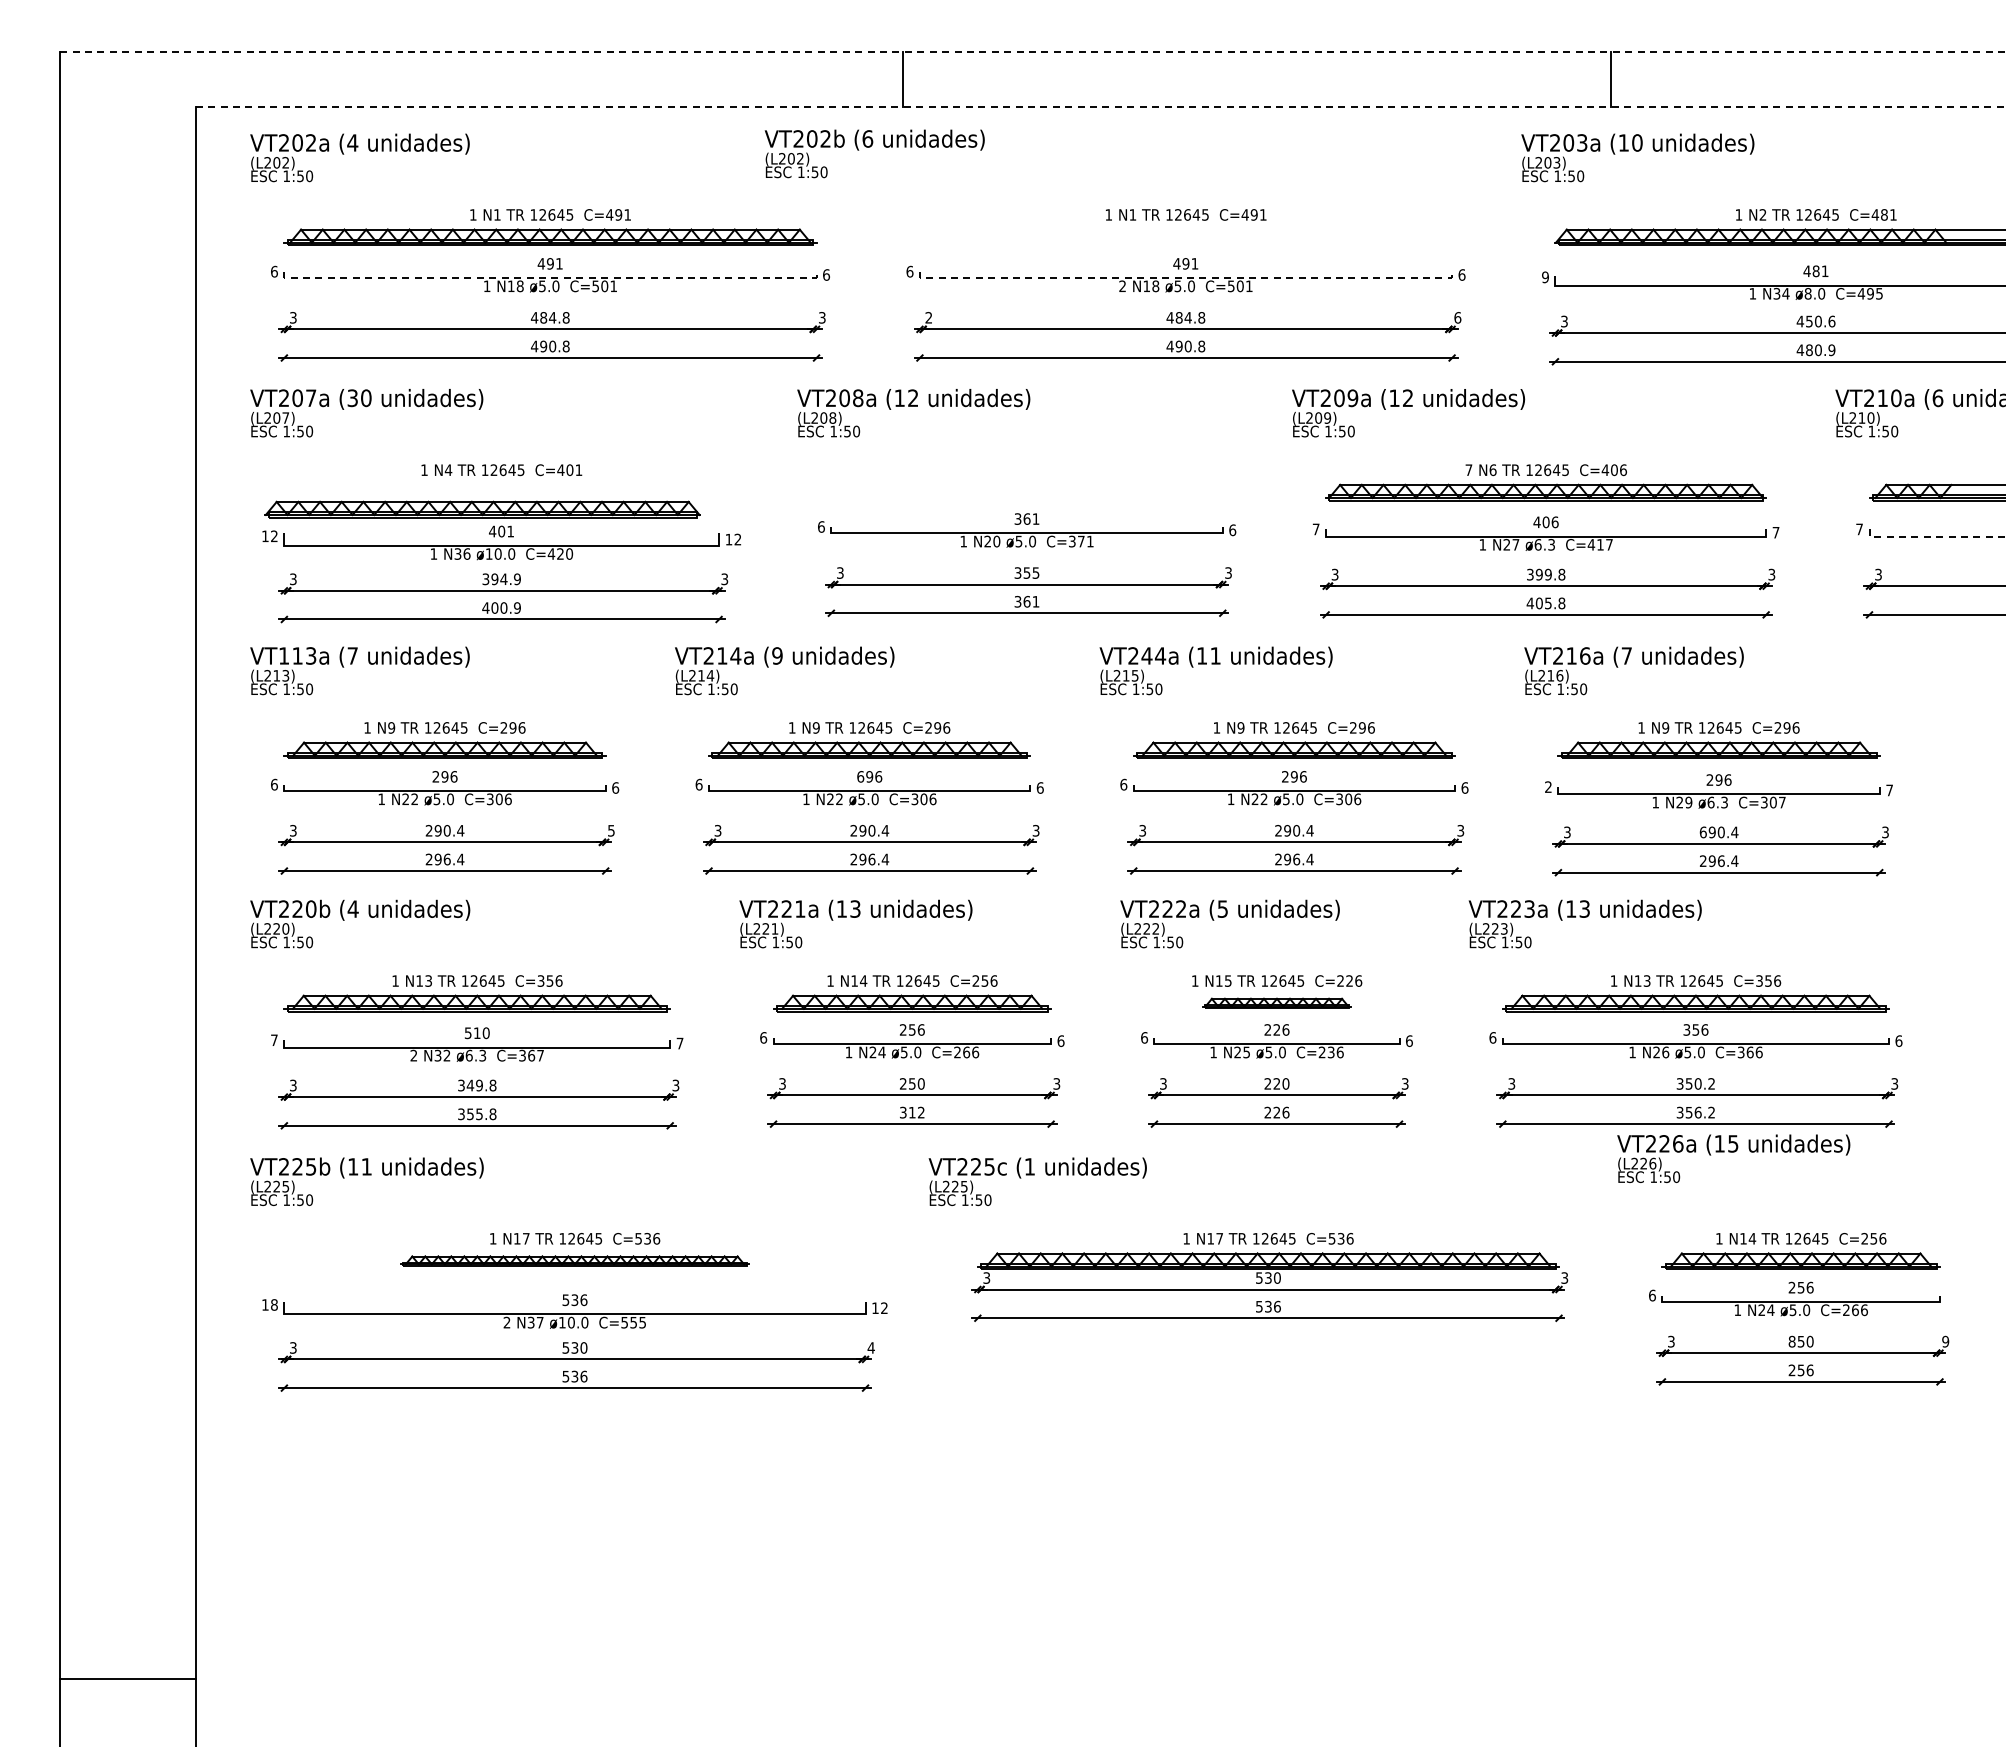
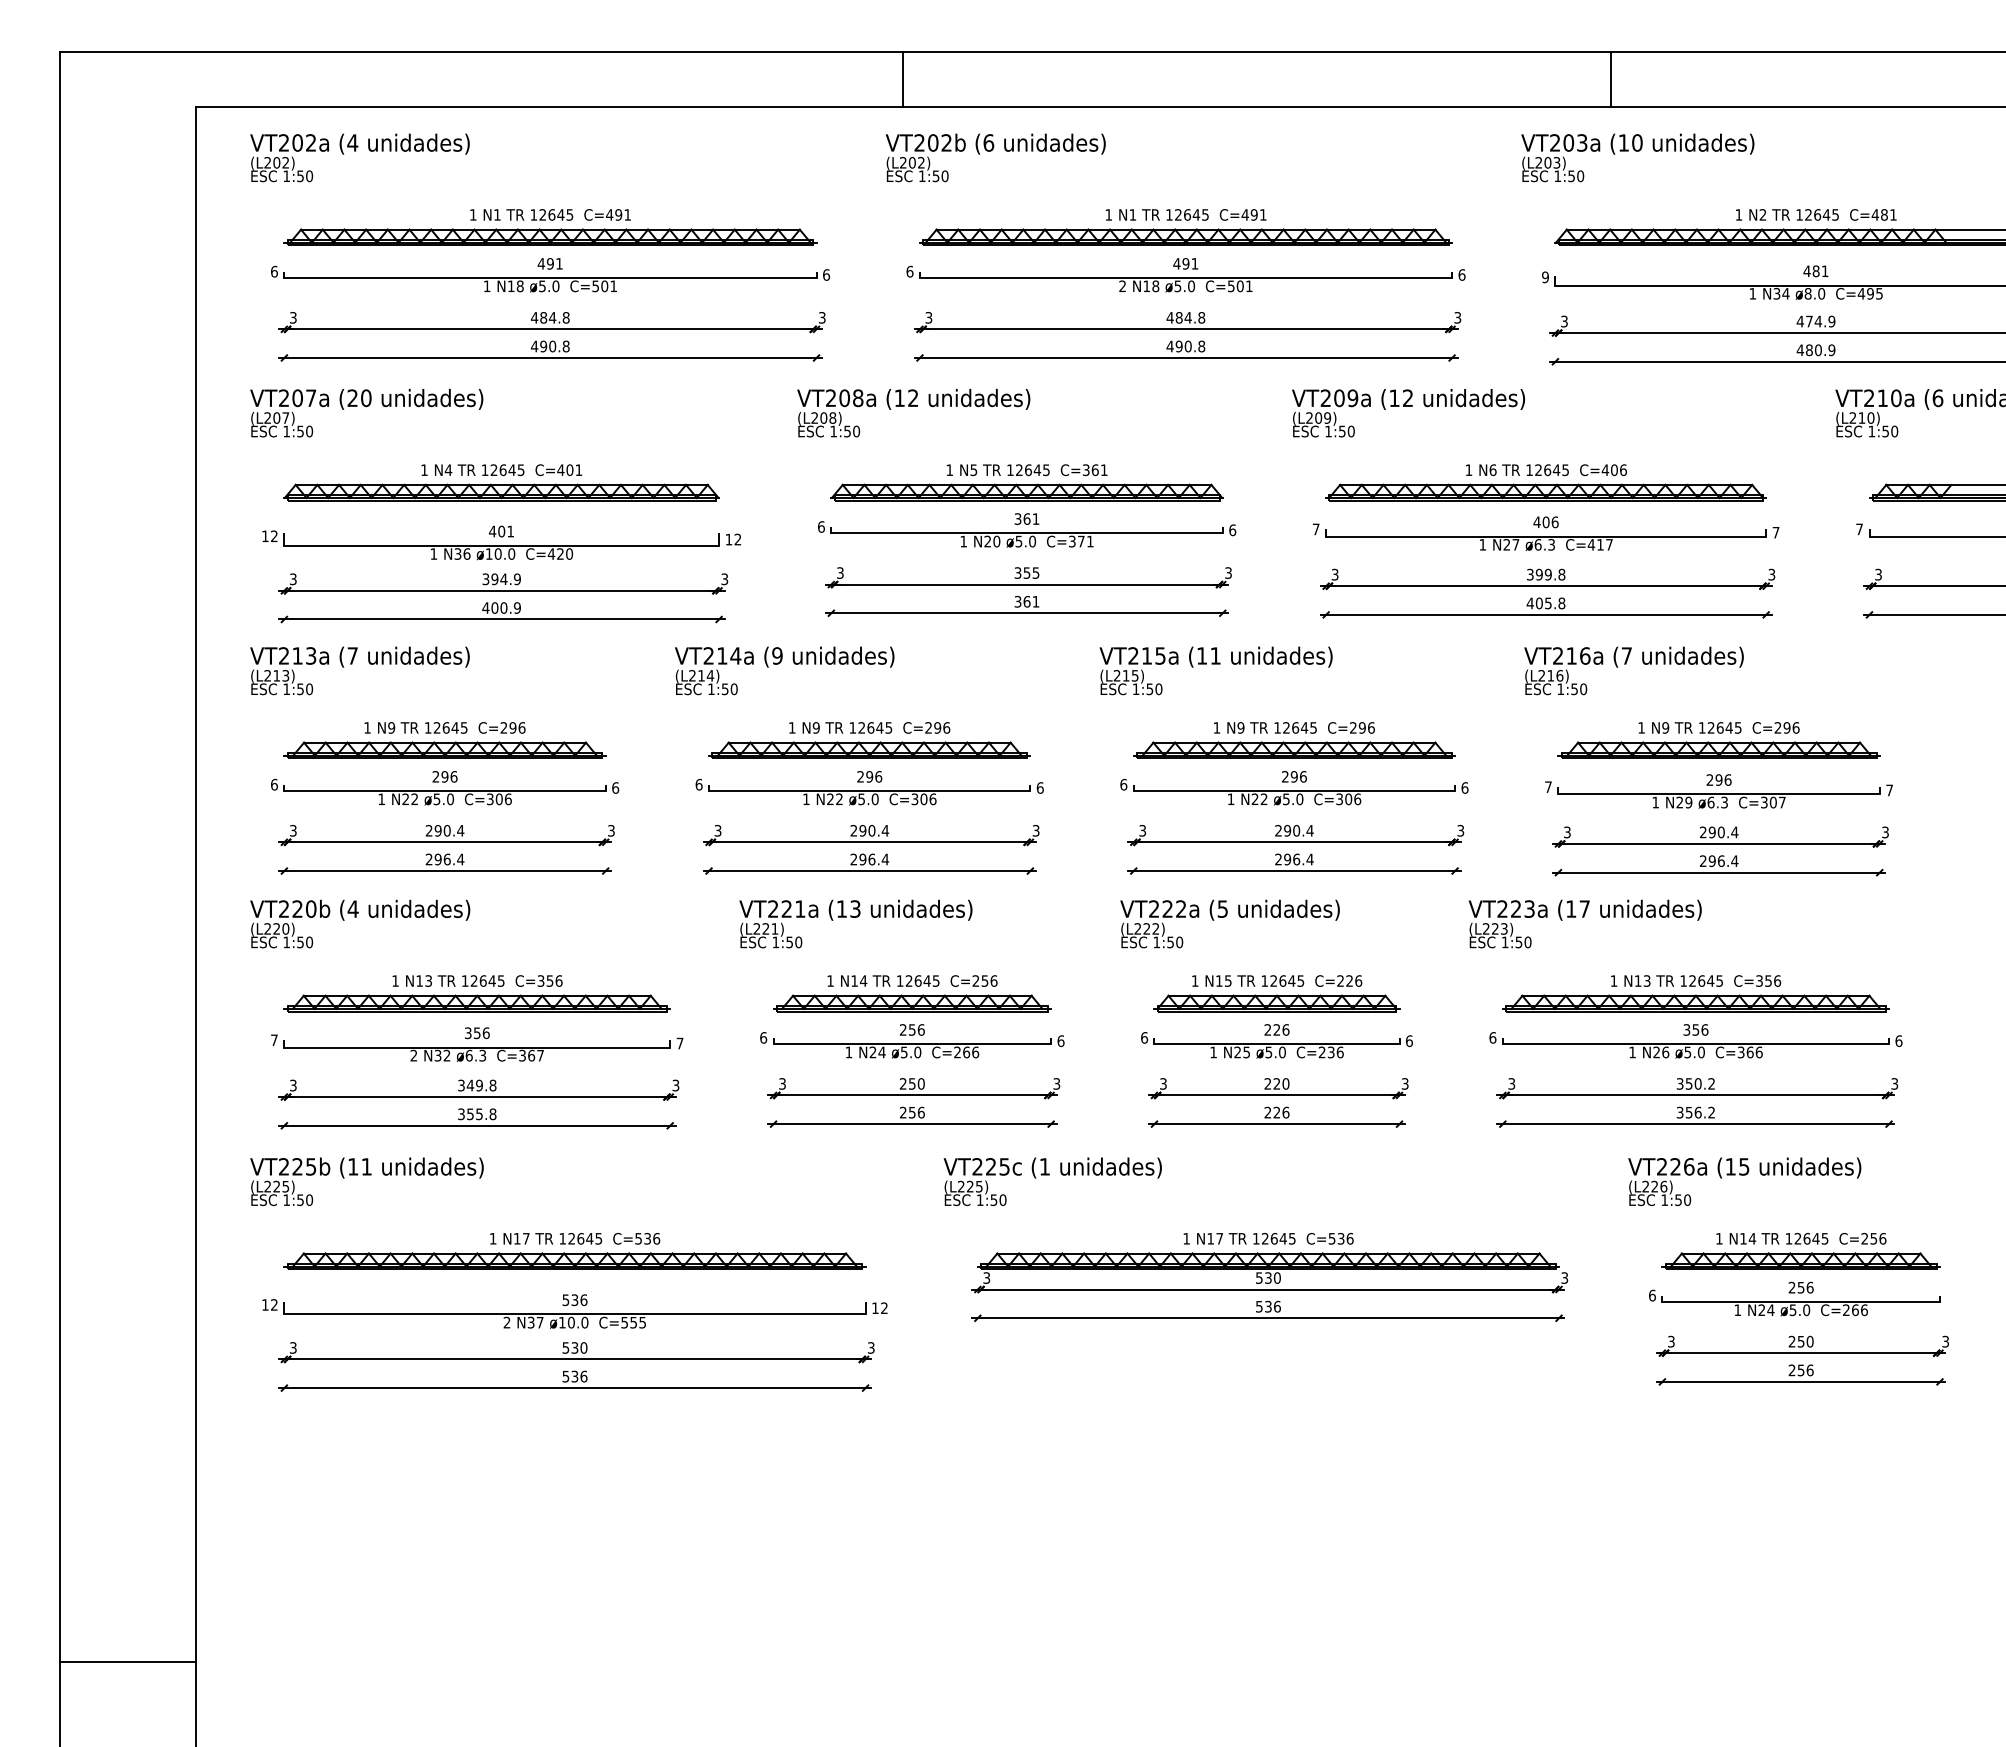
line: dashed -> solid (1033, 52)
line: dashed -> solid (1100, 106)
text position: (874, 153) -> (995, 157) (995, 157)
part: none -> present (1185, 236)
line: dashed -> solid (550, 278)
line: dashed -> solid (1186, 278)
text: 2 -> 3 (928, 317)
text: 6 -> 3 (1457, 317)
text: 450.6 -> 474.9 (1820, 321)
text: (30 -> (20 (352, 398)
text: 7 -> 1 (1468, 469)
part: none -> present (1026, 482)
part position: (482, 509) -> (501, 492) (501, 492)
line: dashed -> solid (1933, 536)
text: VT113a -> VT213a (283, 655)
text: VT244a -> VT215a (1153, 655)
text: 696 -> 296 (860, 776)
text: 2 -> 7 (1548, 786)
text: 5 -> 3 (611, 829)
text: 690.4 -> 290.4 (1702, 832)
text: (13 -> (17 (1584, 908)
part size: 150x12 px -> 248x19 px (1276, 1003)
text: 510 -> 356 (477, 1033)
text: 312 -> 256 (912, 1112)
text position: (1733, 1158) -> (1744, 1181) (1744, 1181)
text position: (1037, 1181) -> (1052, 1181) (1052, 1181)
part size: 350x12 px -> 584x18 px (574, 1260)
text: 18 -> 12 (274, 1304)
text: 850 -> 250 (1791, 1341)
text: 9 -> 3 (1945, 1341)
text: 4 -> 3 (870, 1347)
line position: (127, 1679) -> (127, 1662) (127, 1662)
